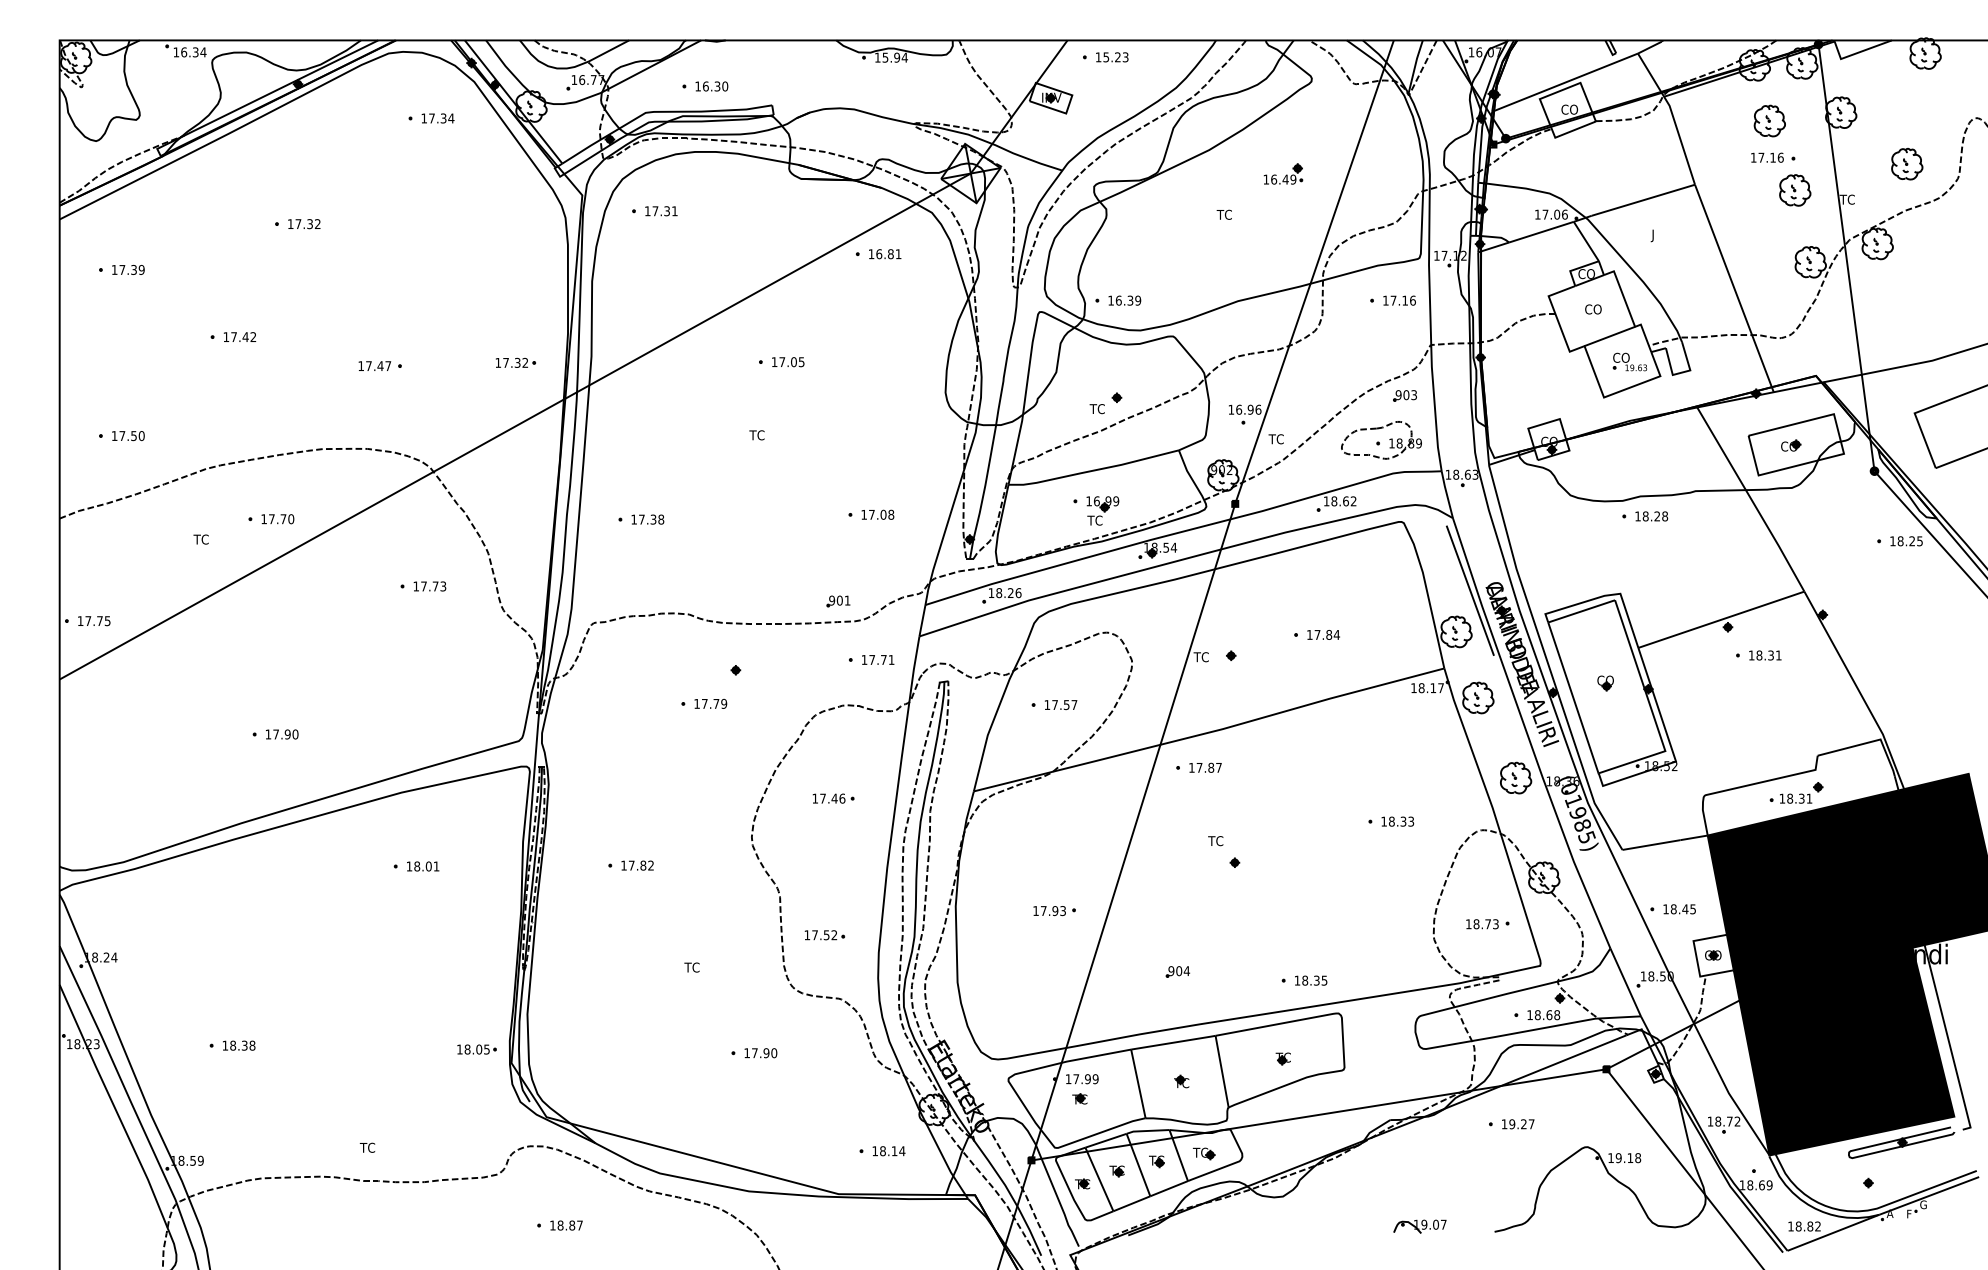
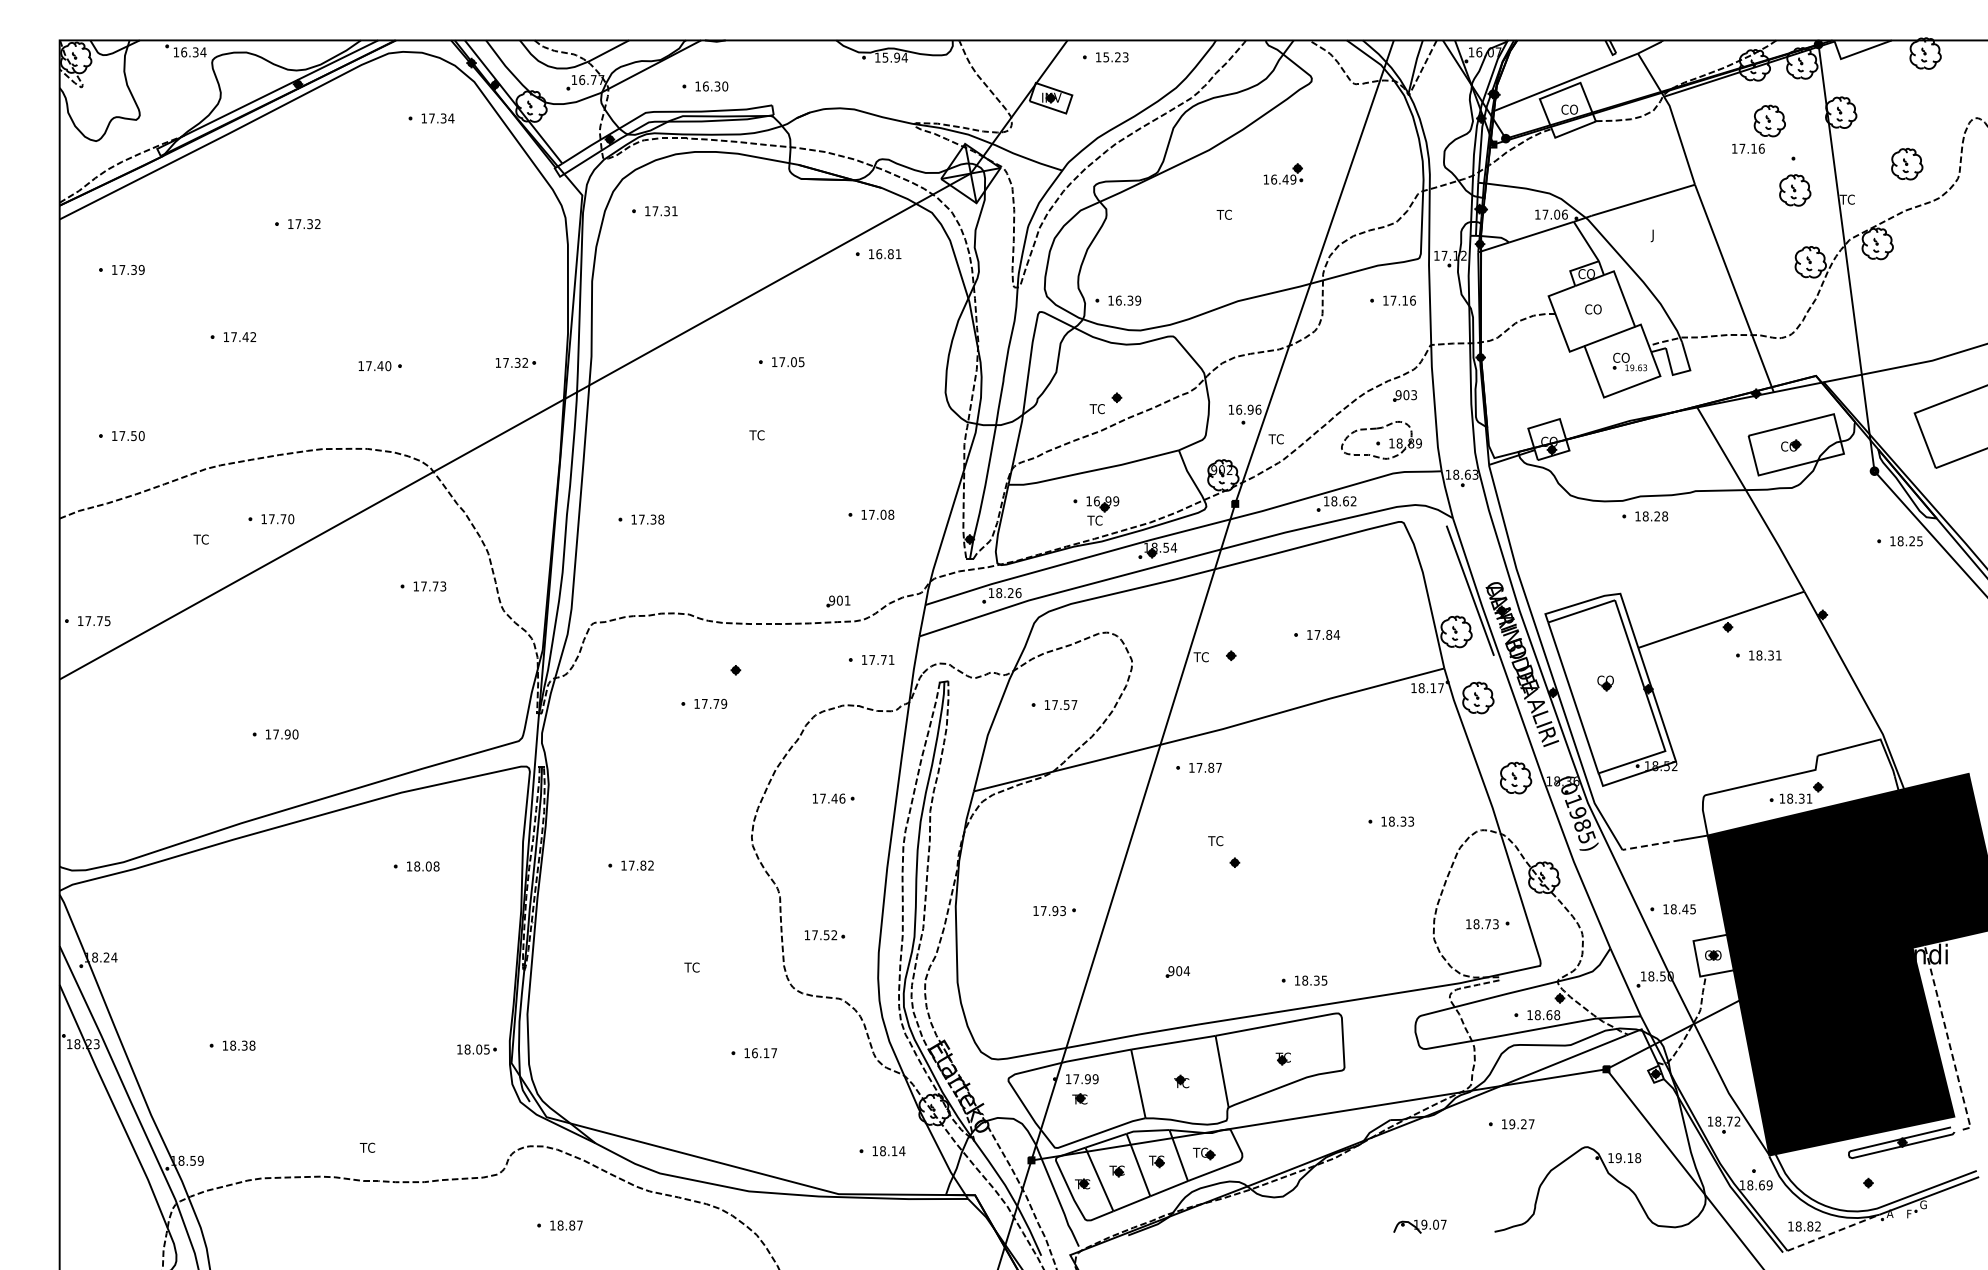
text position: (1767, 157) -> (1748, 148) (1748, 148)
text: 17.47 -> 17.40 (388, 366)
line: solid -> dashed (1650, 845)
text: 18.01 -> 18.08 (436, 866)
line: solid -> dashed (1948, 1040)
text: 17.90 -> 16.17 (764, 1053)
line: solid -> dashed (1833, 1232)
